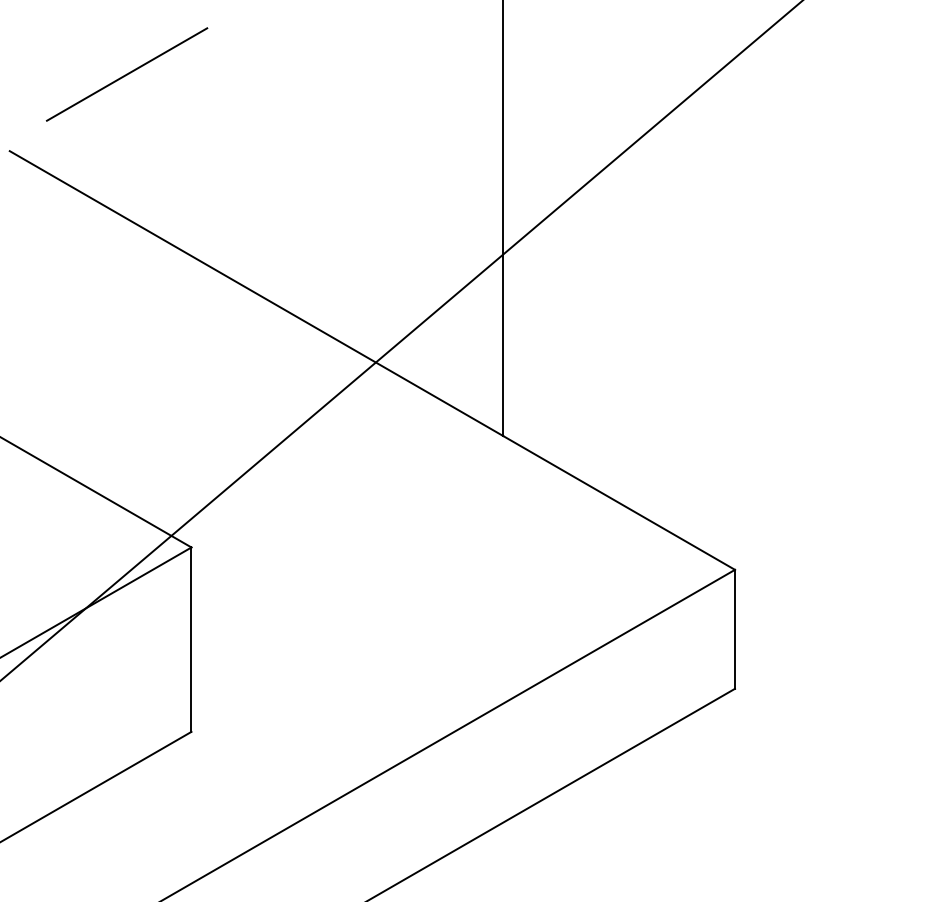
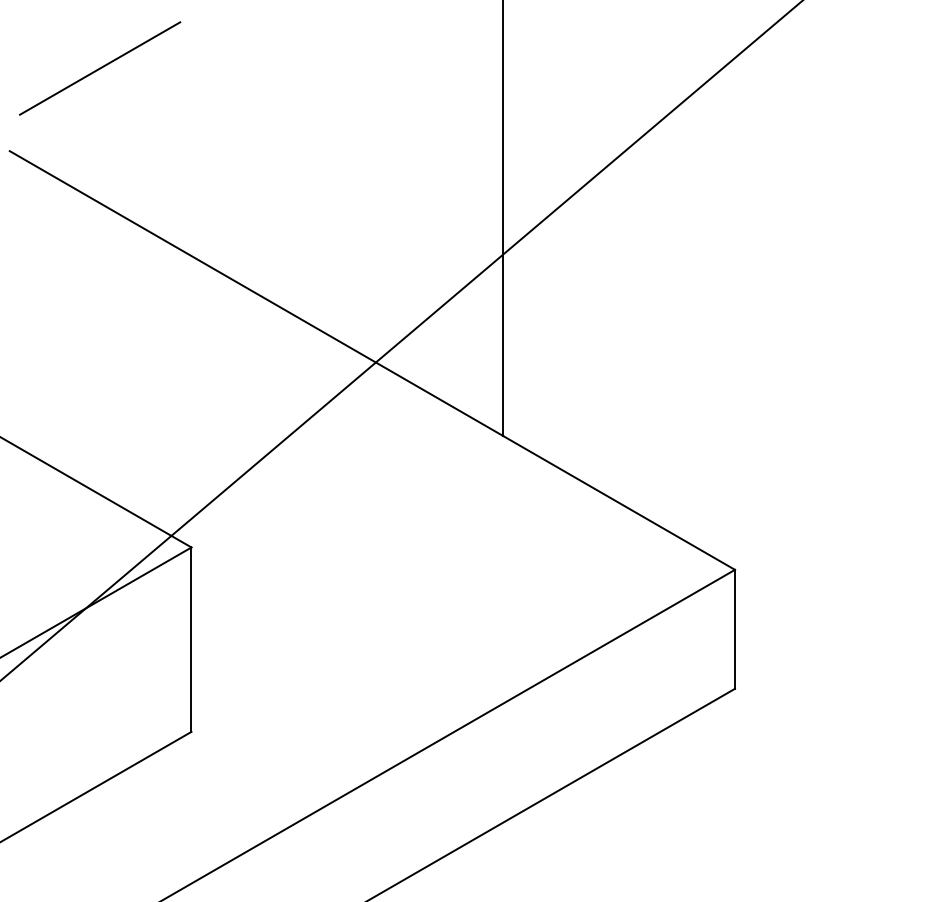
line position: (126, 74) -> (99, 68) (99, 68)
